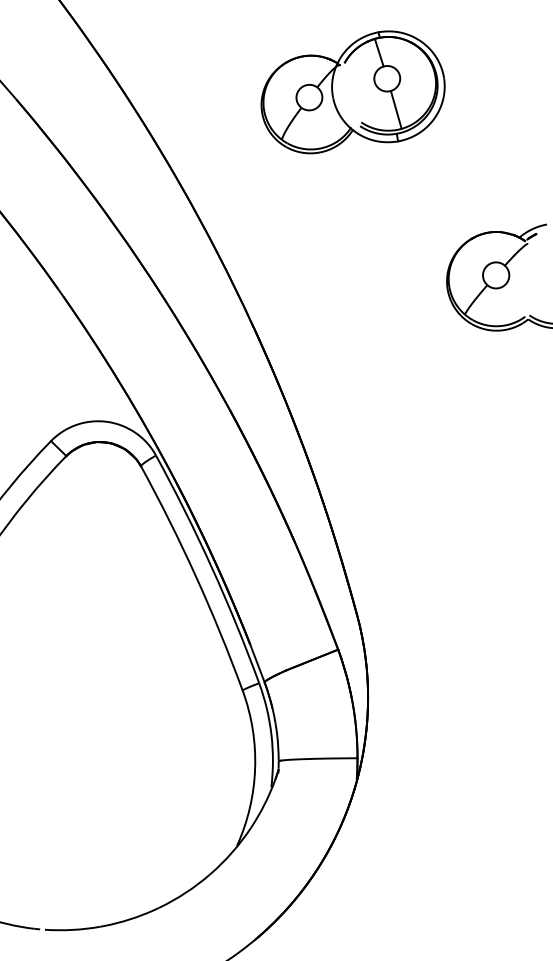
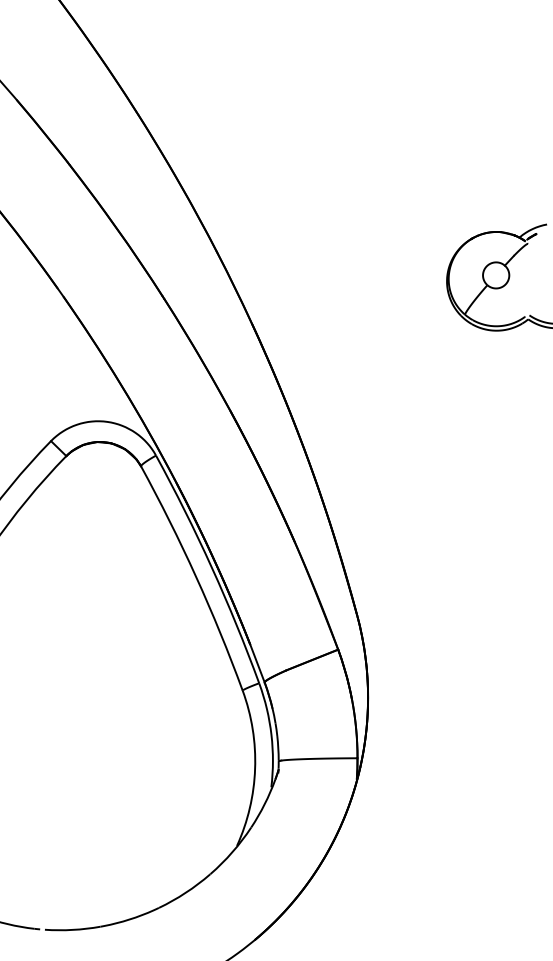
part: present -> none (352, 92)
